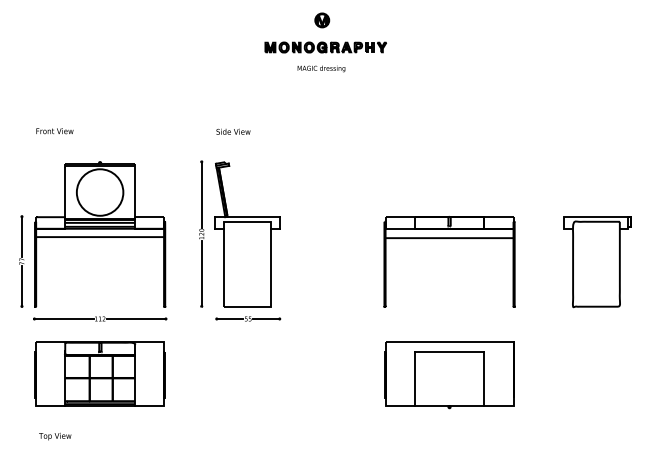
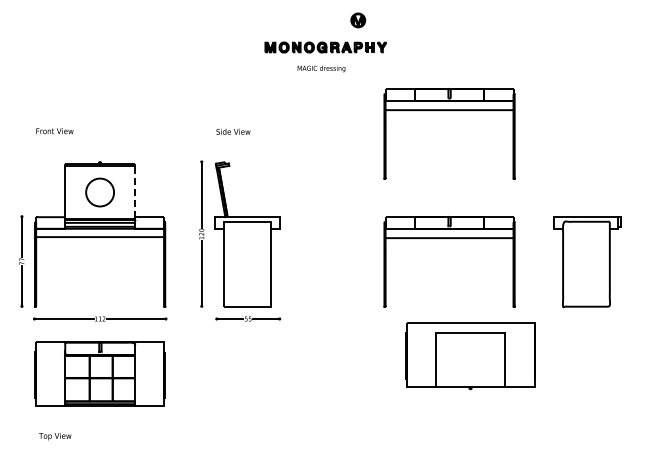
part position: (322, 20) -> (358, 20) (358, 20)
part: none -> present (449, 110)
circle diameter: 47 px -> 28 px (100, 192)
line: solid -> dashed (134, 194)
part position: (597, 262) -> (587, 262) (587, 262)
part position: (449, 375) -> (470, 356) (470, 356)
